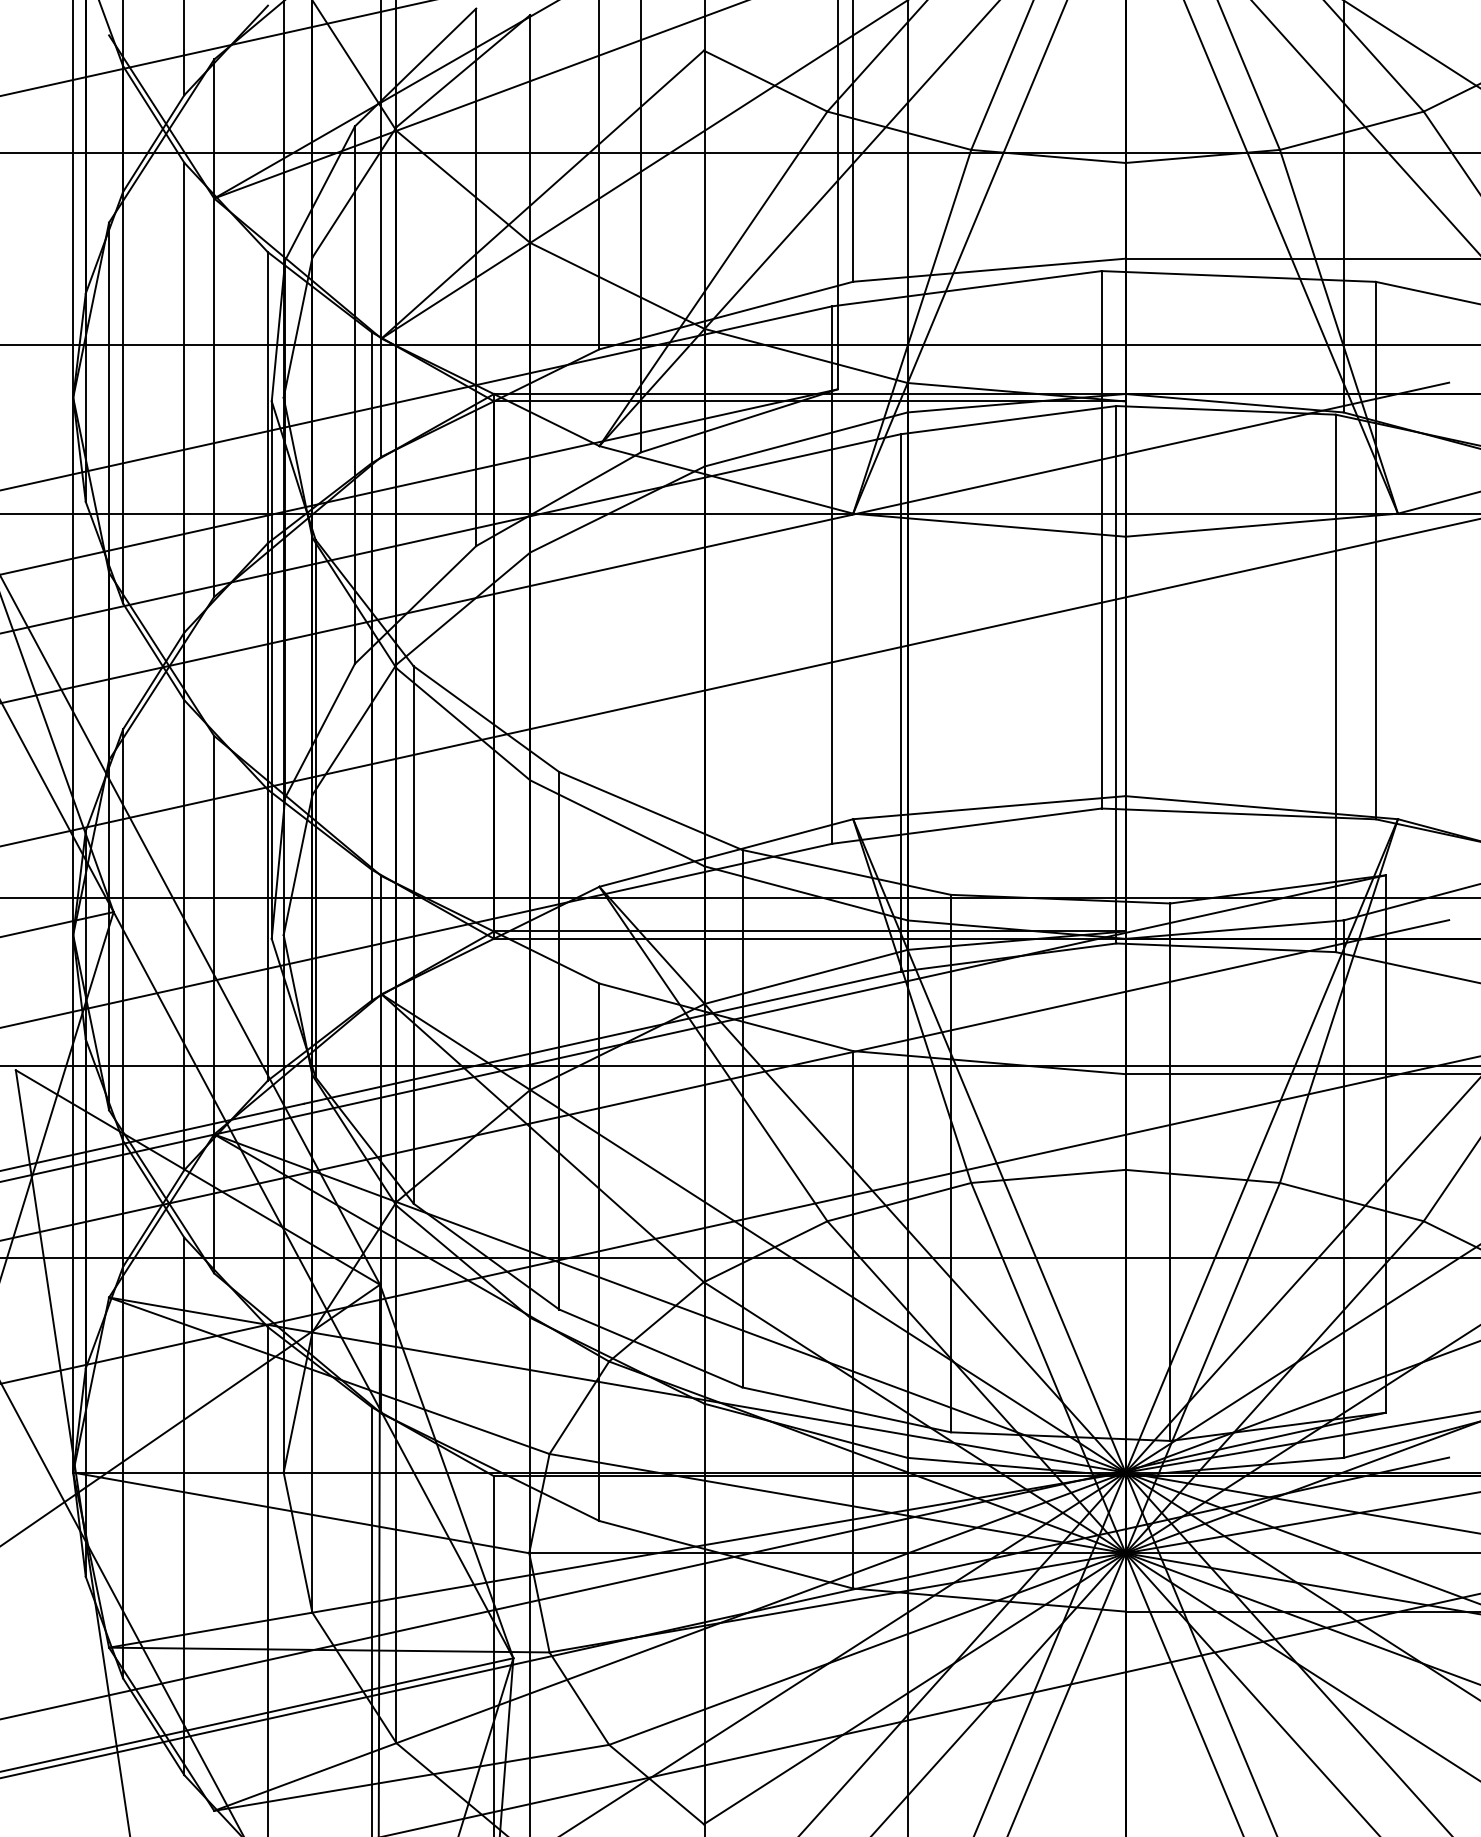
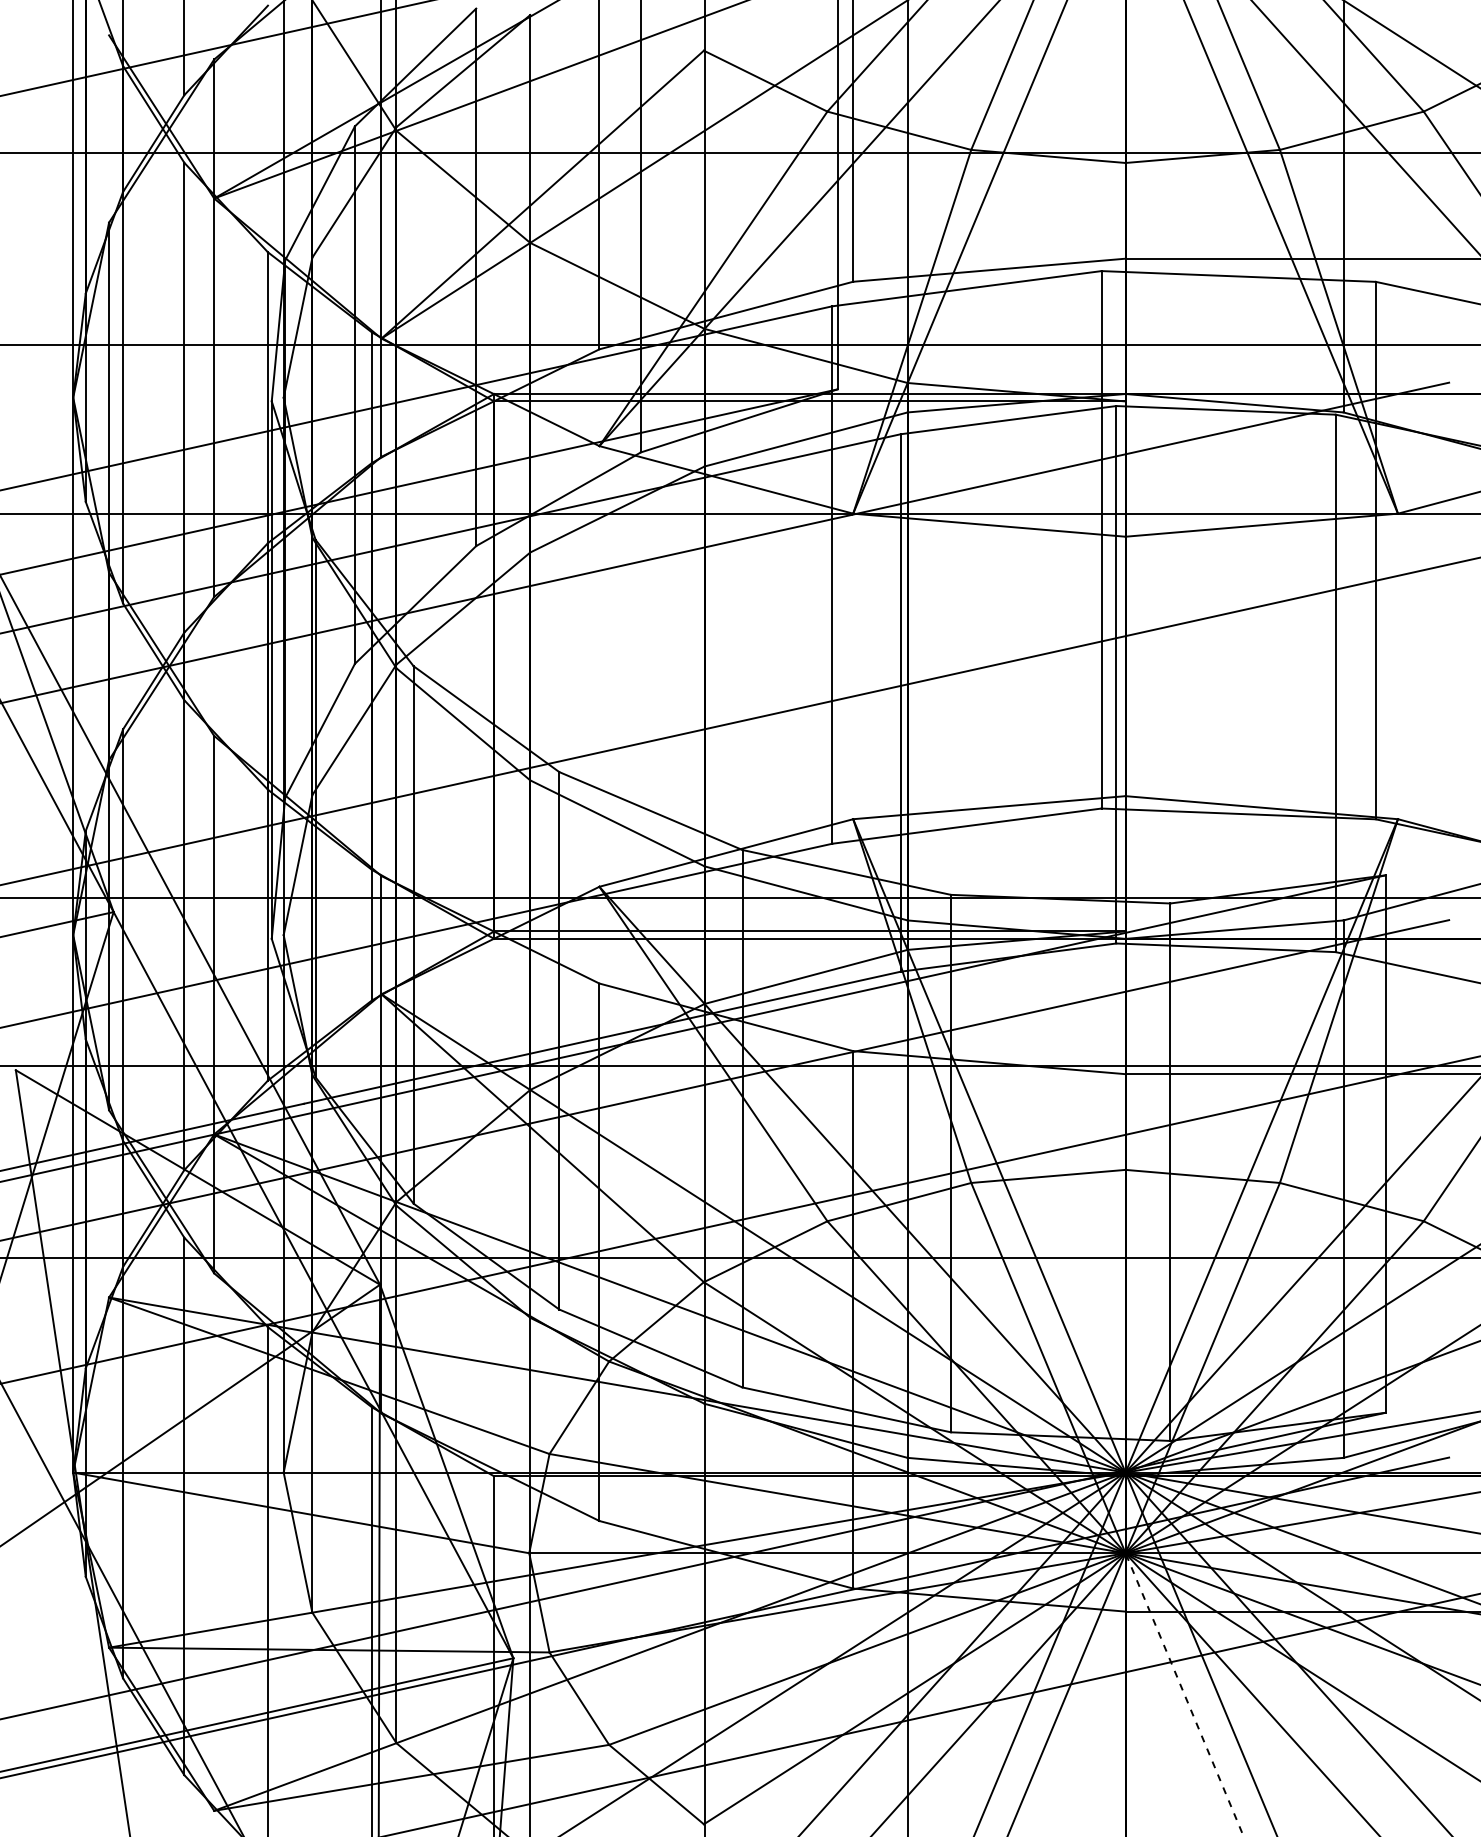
line position: (739, 682) -> (739, 721) (739, 721)
line: solid -> dashed (1184, 1695)
